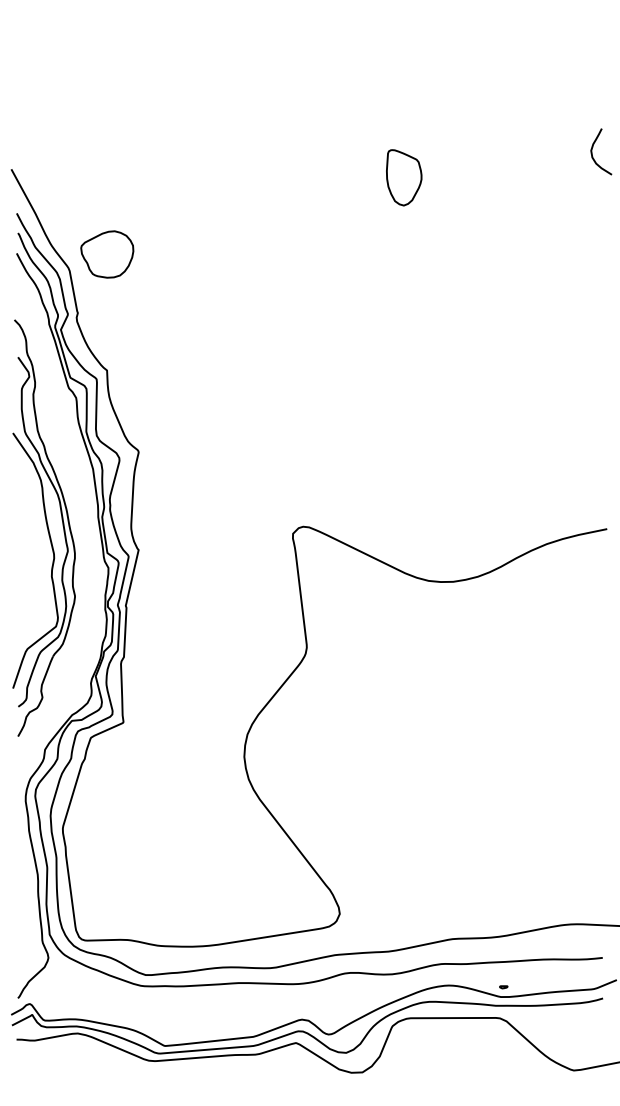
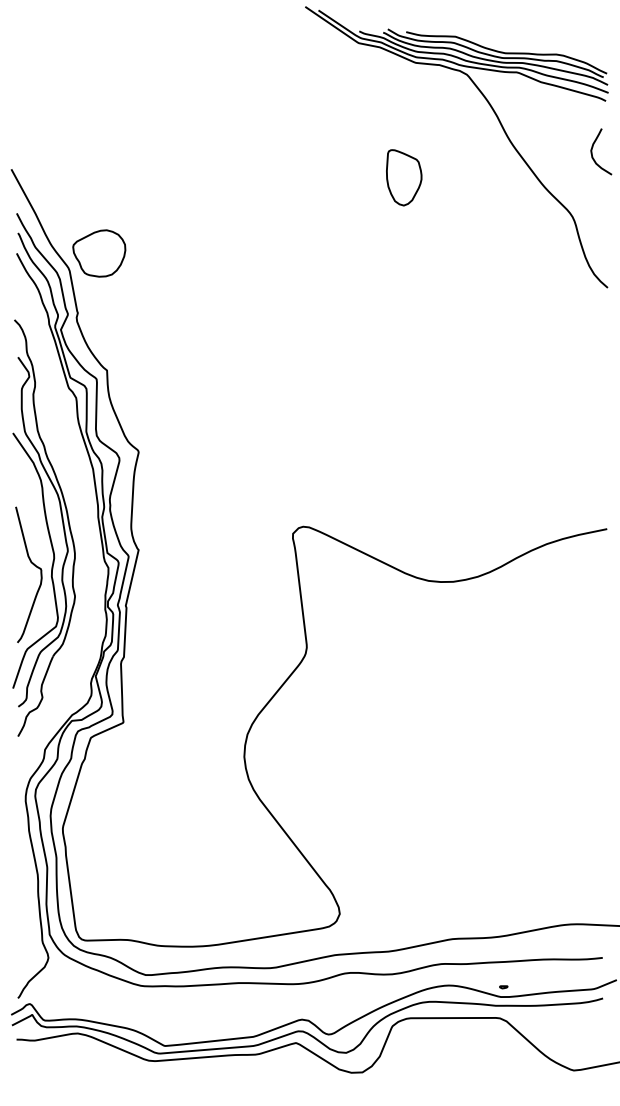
part: none -> present (500, 125)
part position: (107, 254) -> (99, 253) (99, 253)
curve: none -> present (34, 566)
